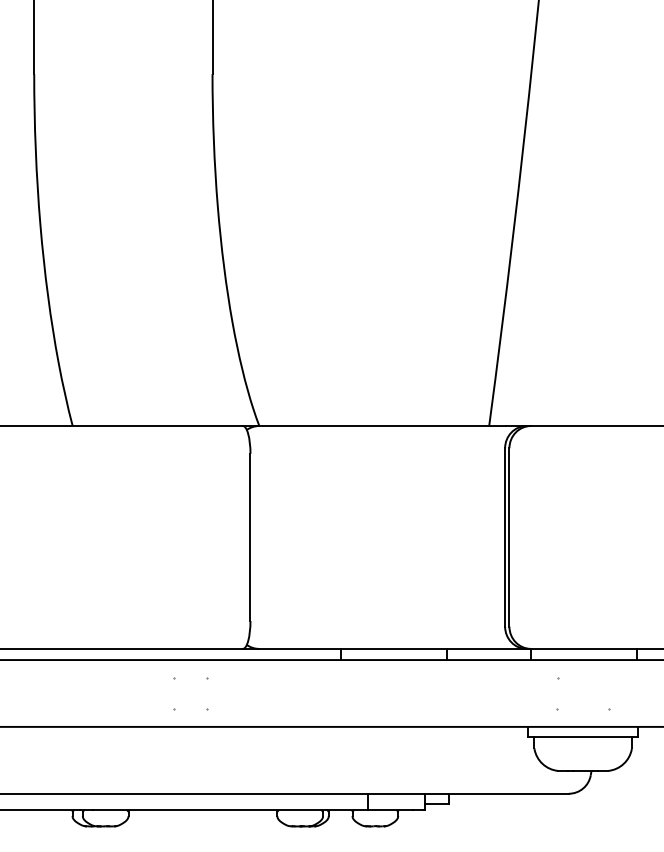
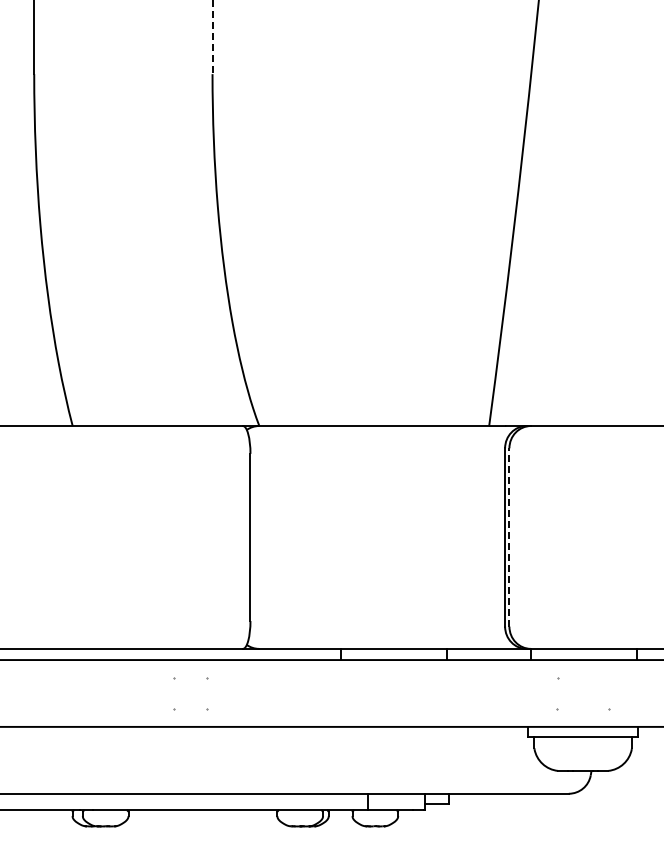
line: solid -> dashed (212, 37)
line: solid -> dashed (509, 536)
